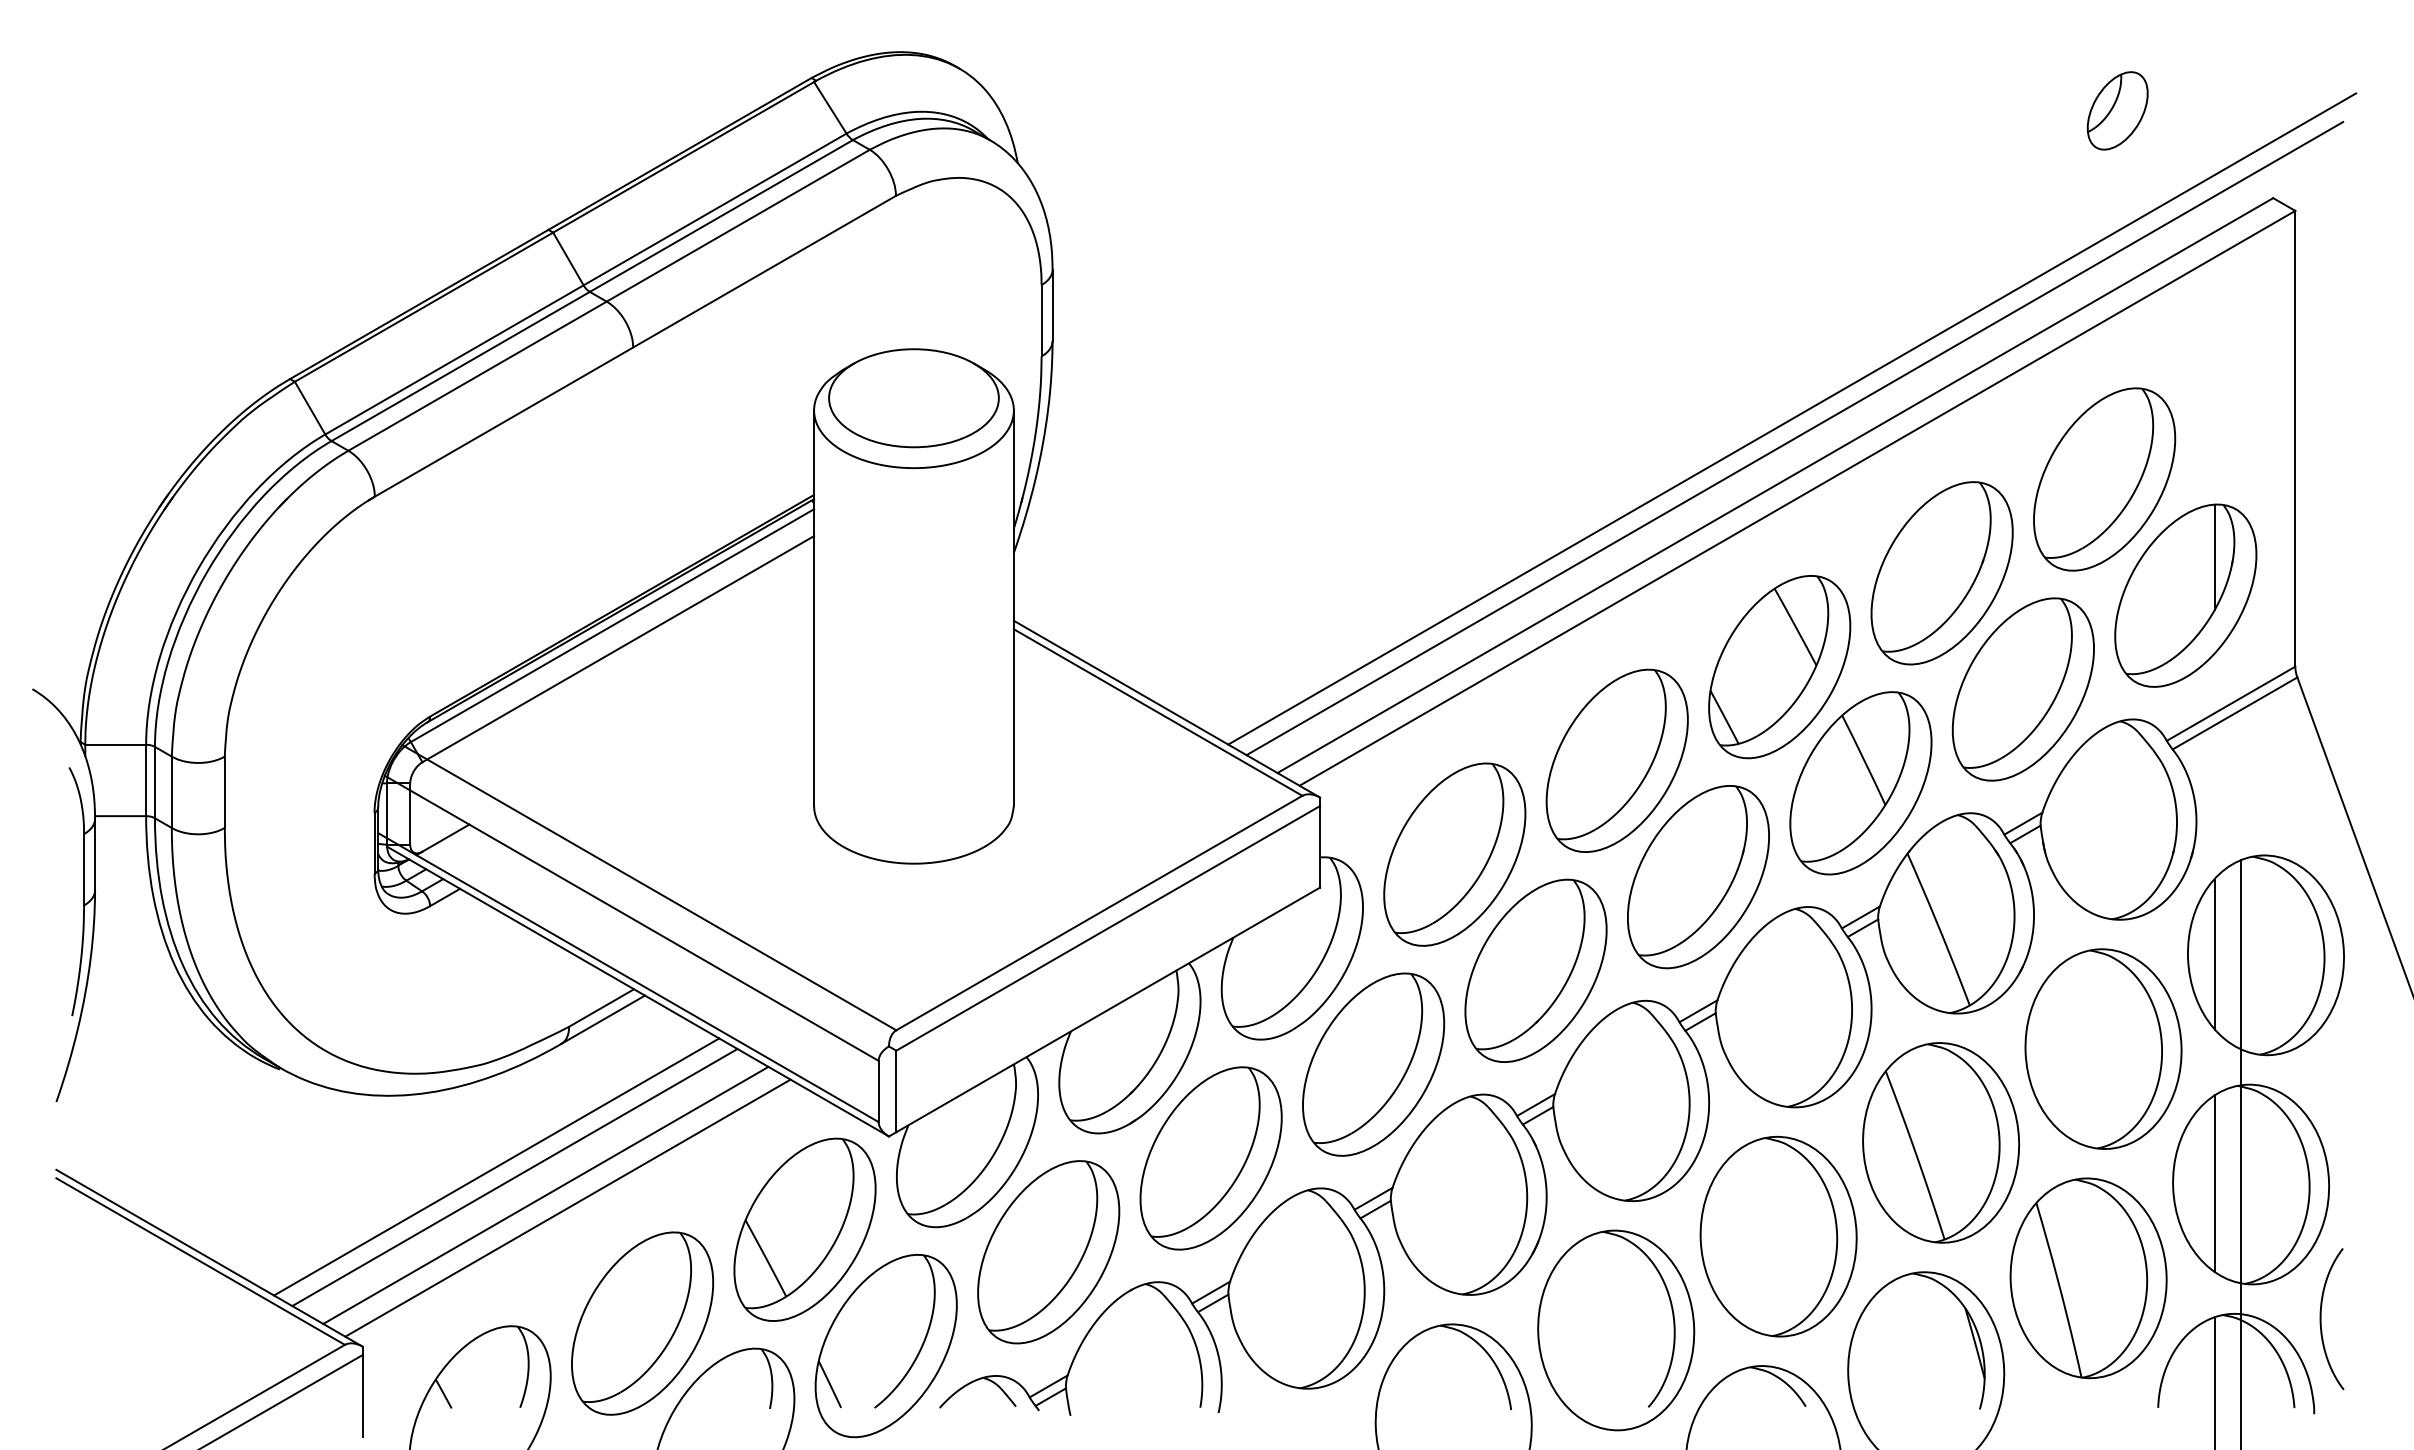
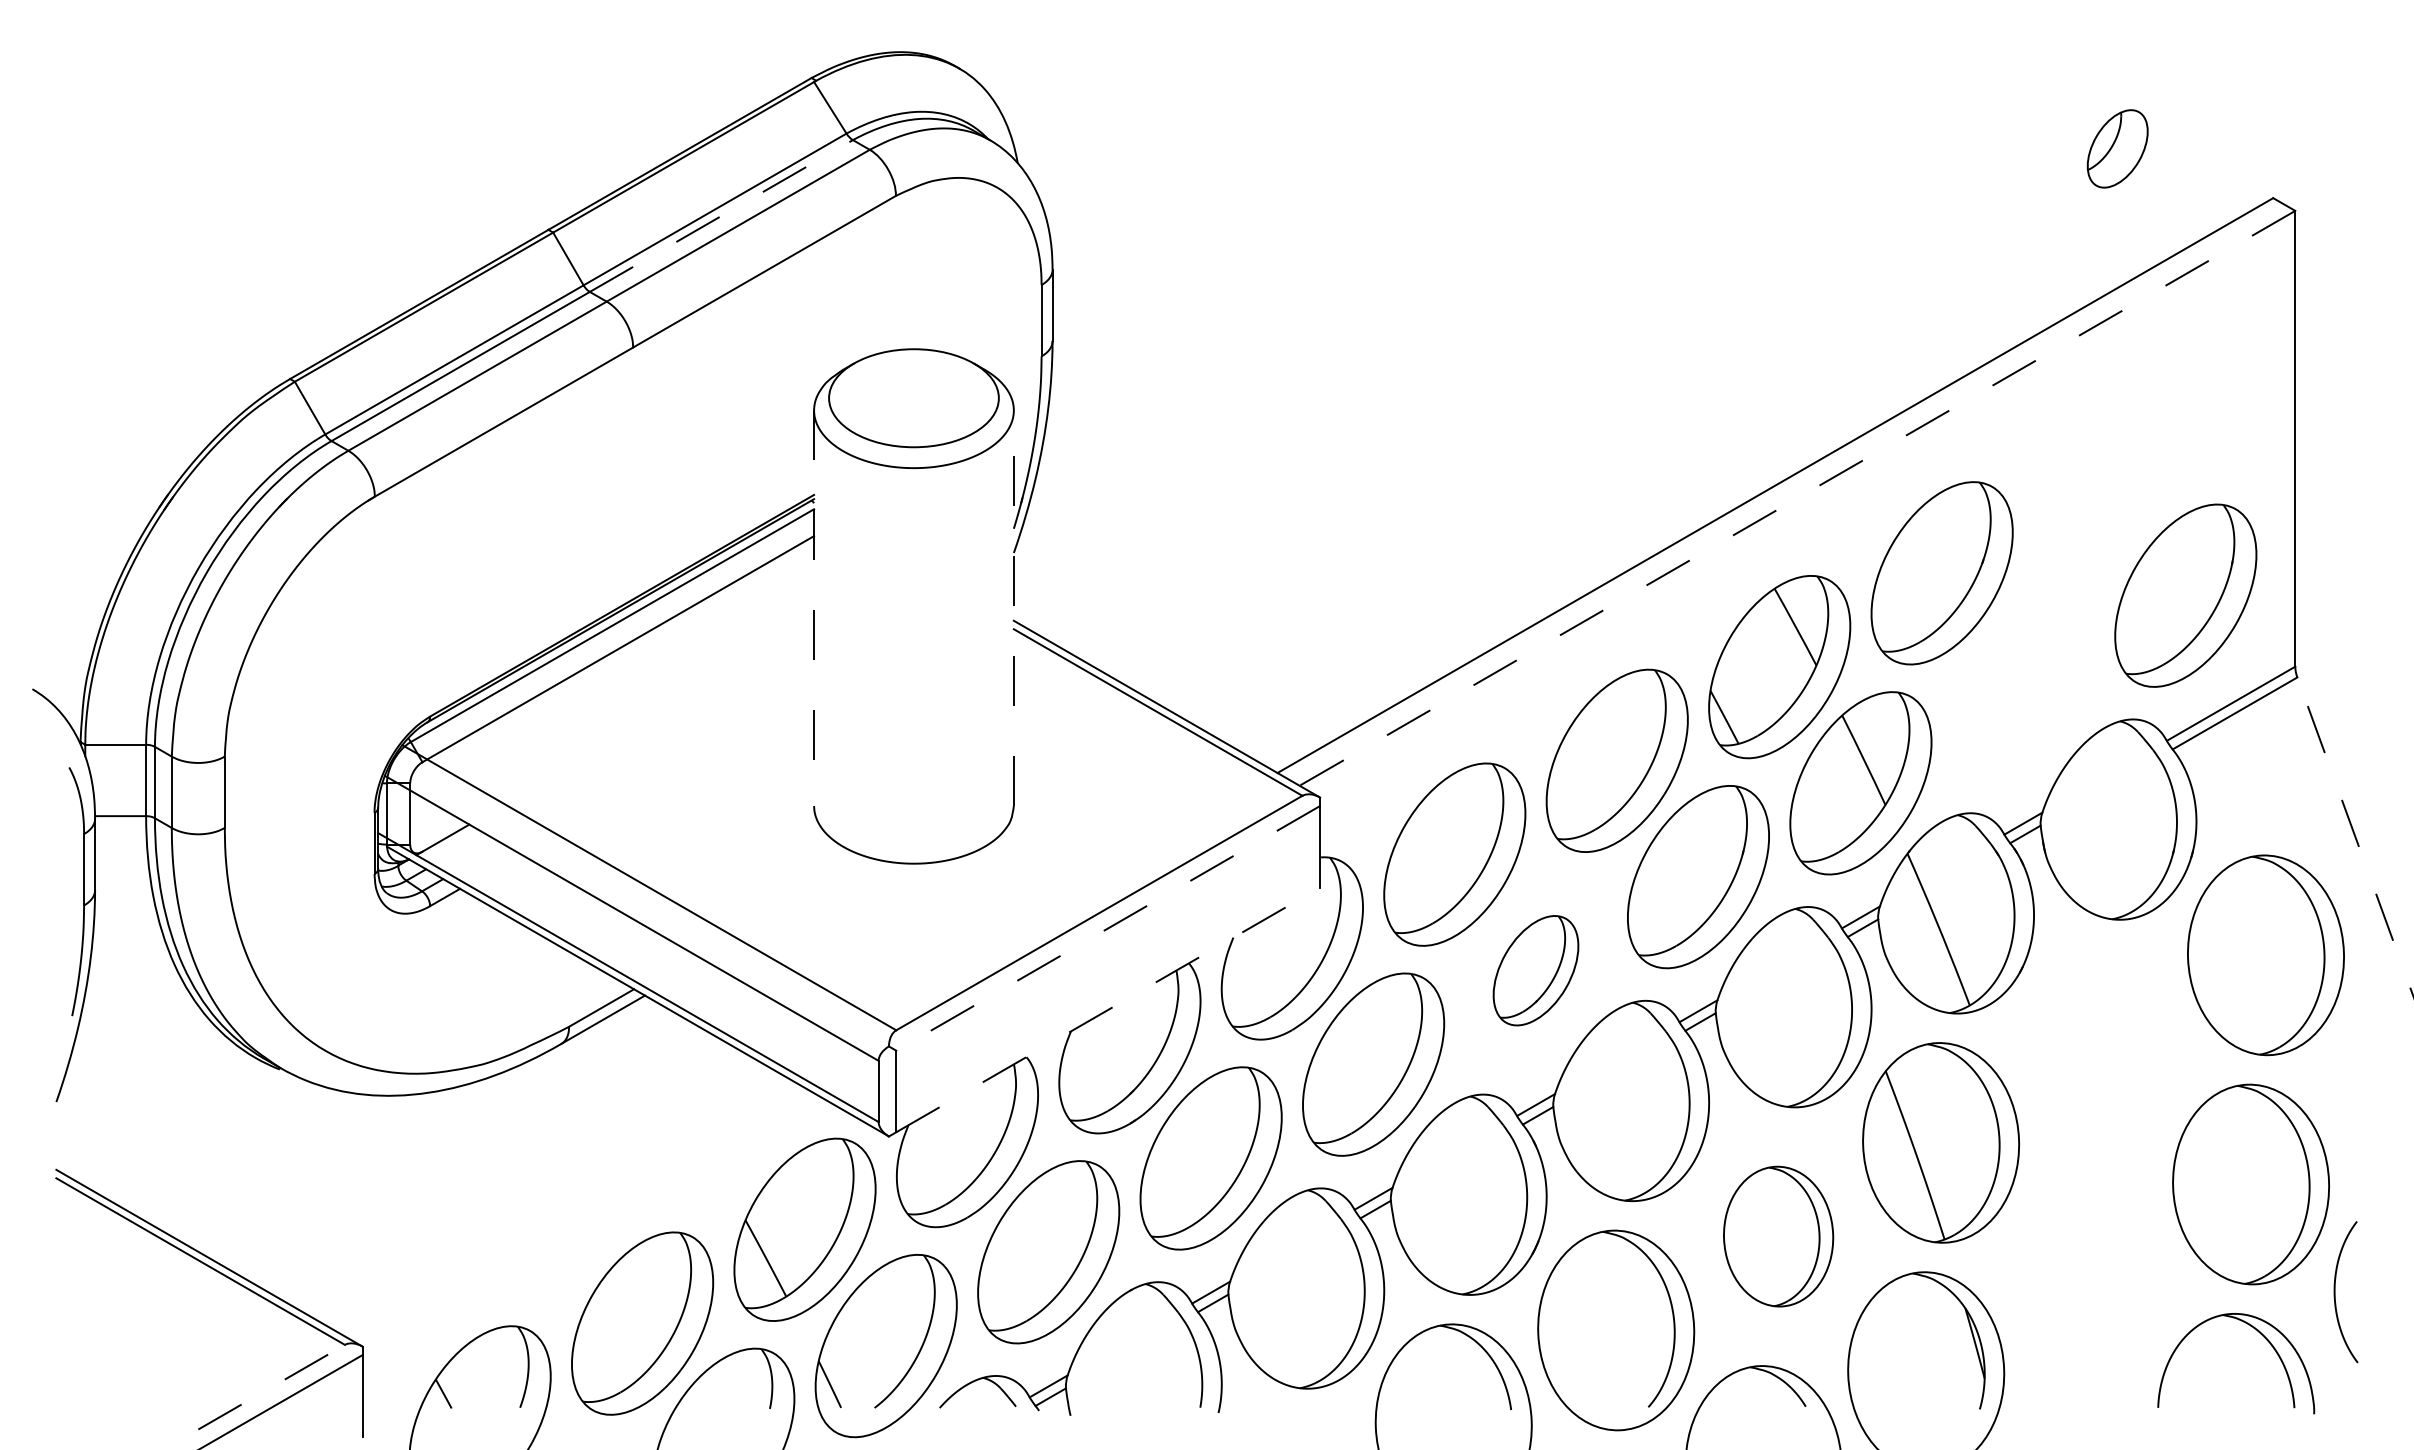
part position: (2117, 110) -> (2117, 148) (2117, 148)
line: solid -> dashed (721, 216)
line: present -> none (1792, 418)
line: present -> none (1794, 438)
part: present -> none (2104, 479)
line: solid -> dashed (1797, 498)
line: present -> none (2214, 556)
line: solid -> dashed (814, 608)
line: solid -> dashed (1013, 608)
part: present -> none (2022, 689)
line: solid -> dashed (2355, 837)
line: solid -> dashed (1108, 928)
line: present -> none (2214, 953)
part size: 144x185 px -> 88x112 px (1535, 970)
line: solid -> dashed (1108, 1009)
part: present -> none (2103, 1048)
line: present -> none (2241, 1153)
line: present -> none (496, 1166)
line: present -> none (514, 1177)
line: present -> none (2214, 1183)
line: present -> none (545, 1194)
line: present -> none (567, 1207)
part size: 159x203 px -> 112x143 px (1778, 1236)
part: present -> none (2088, 1278)
curve position: (2321, 1319) -> (2335, 1292) (2335, 1292)
line: present -> none (2214, 1381)
line: solid -> dashed (254, 1397)
